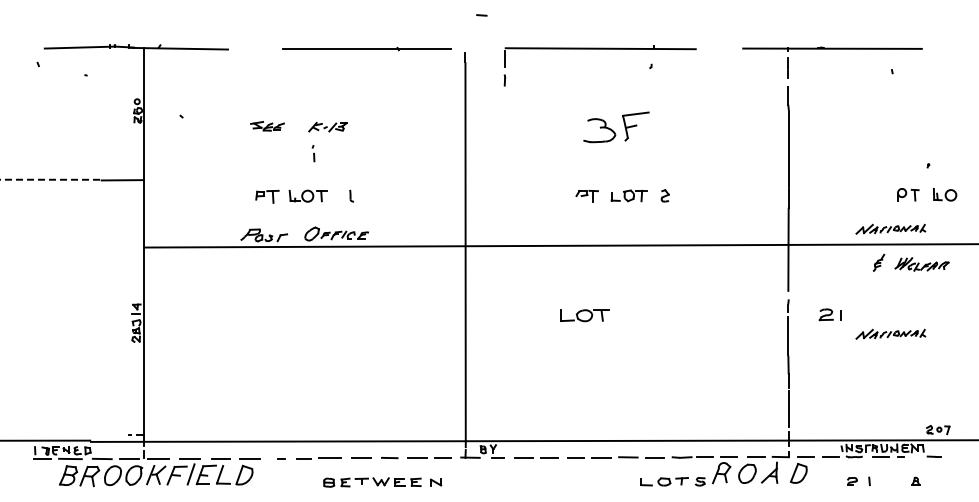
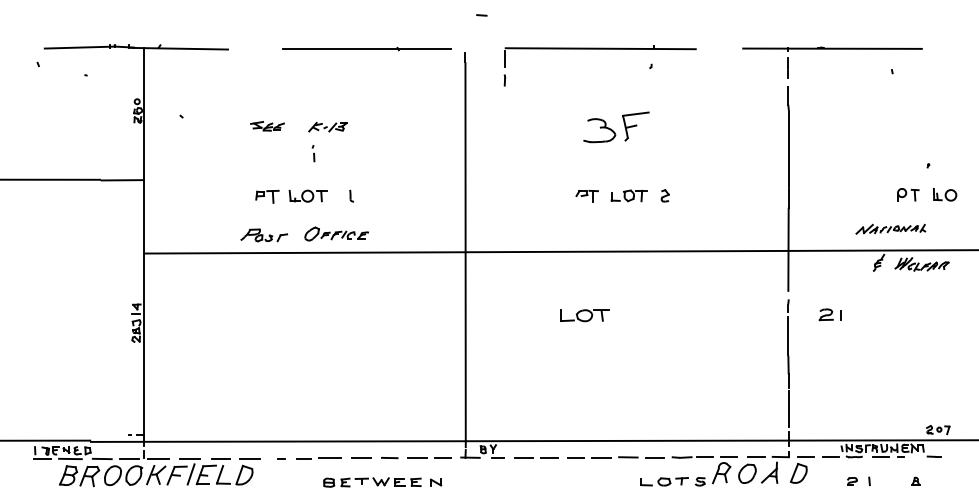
line: dashed -> solid (50, 179)
line position: (559, 245) -> (559, 251) (559, 251)
part: present -> none (890, 333)
